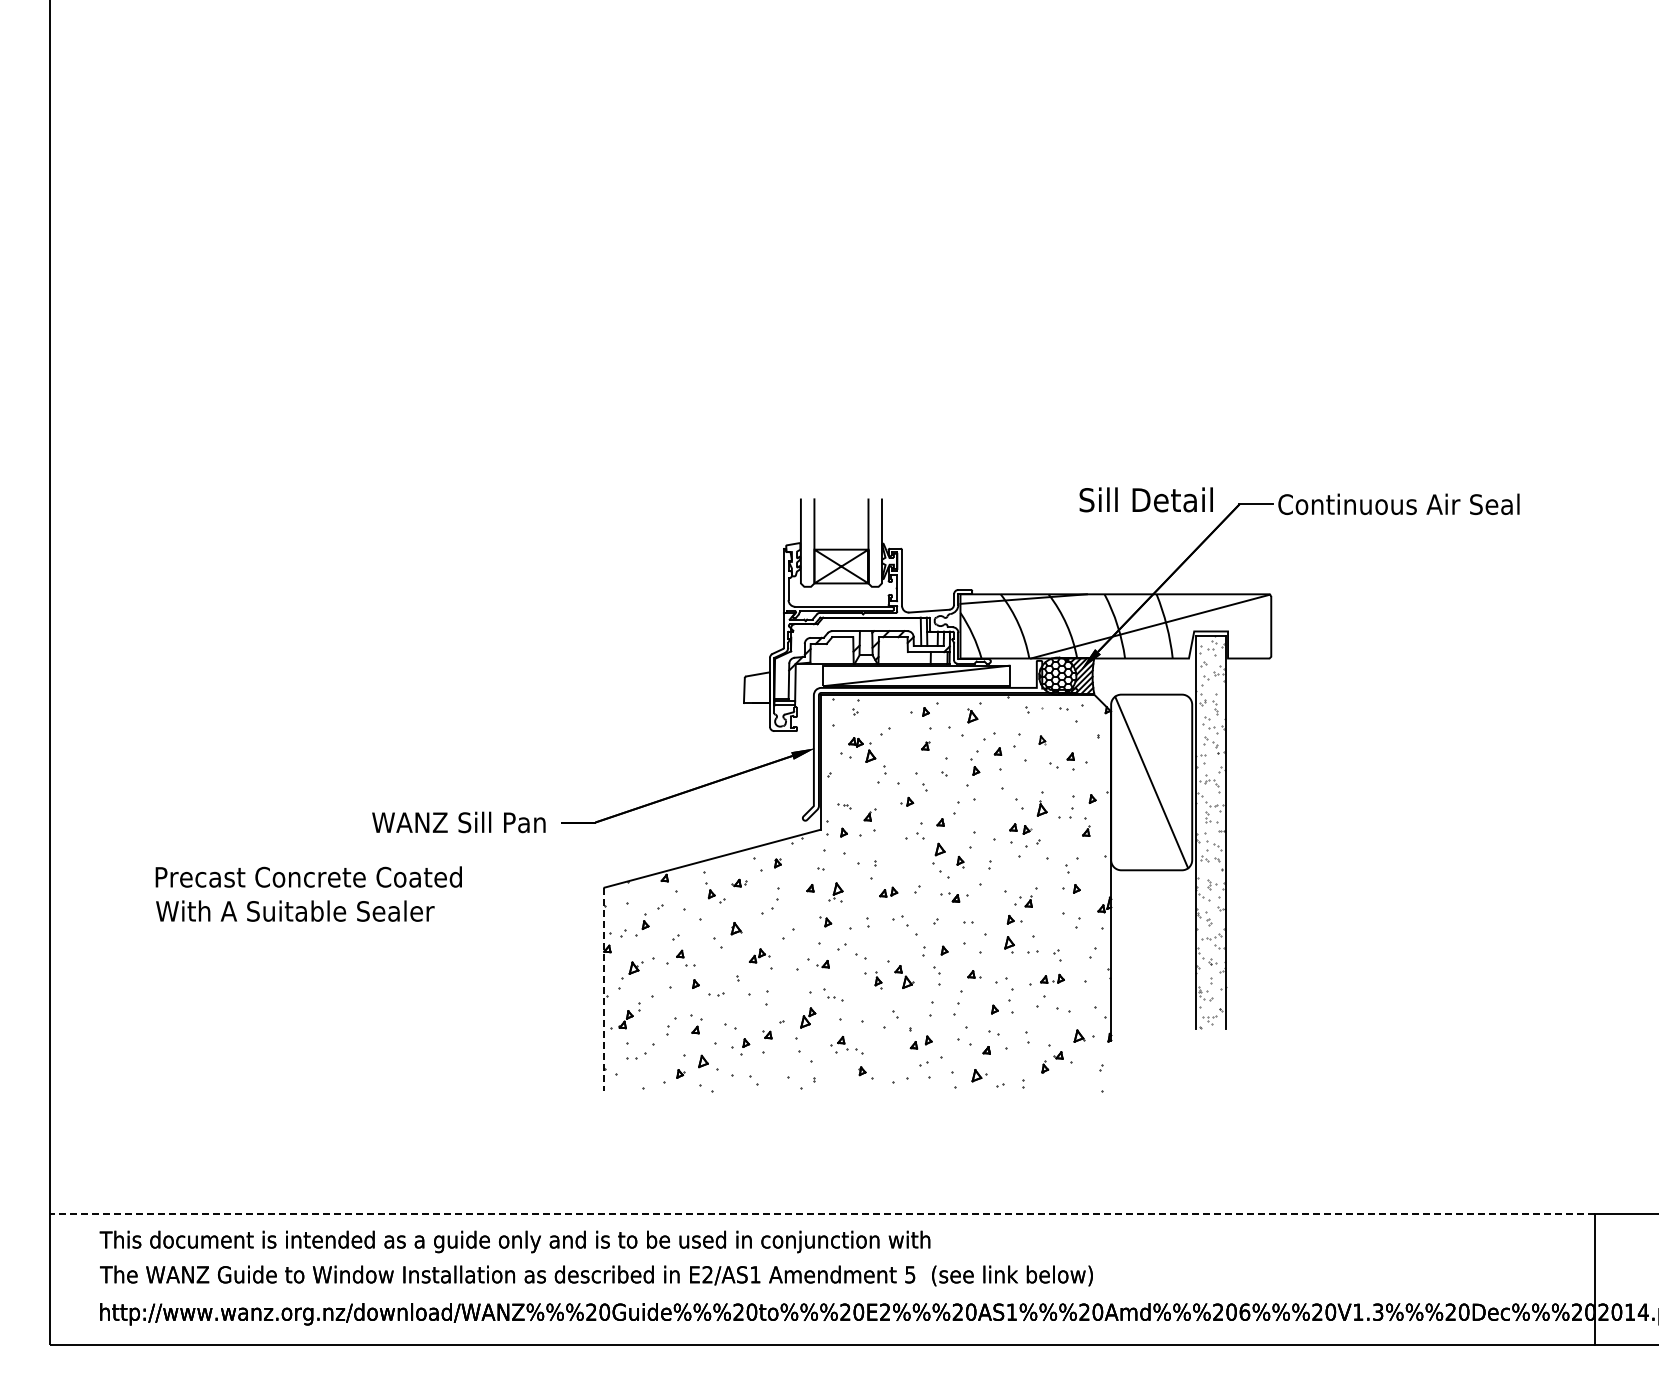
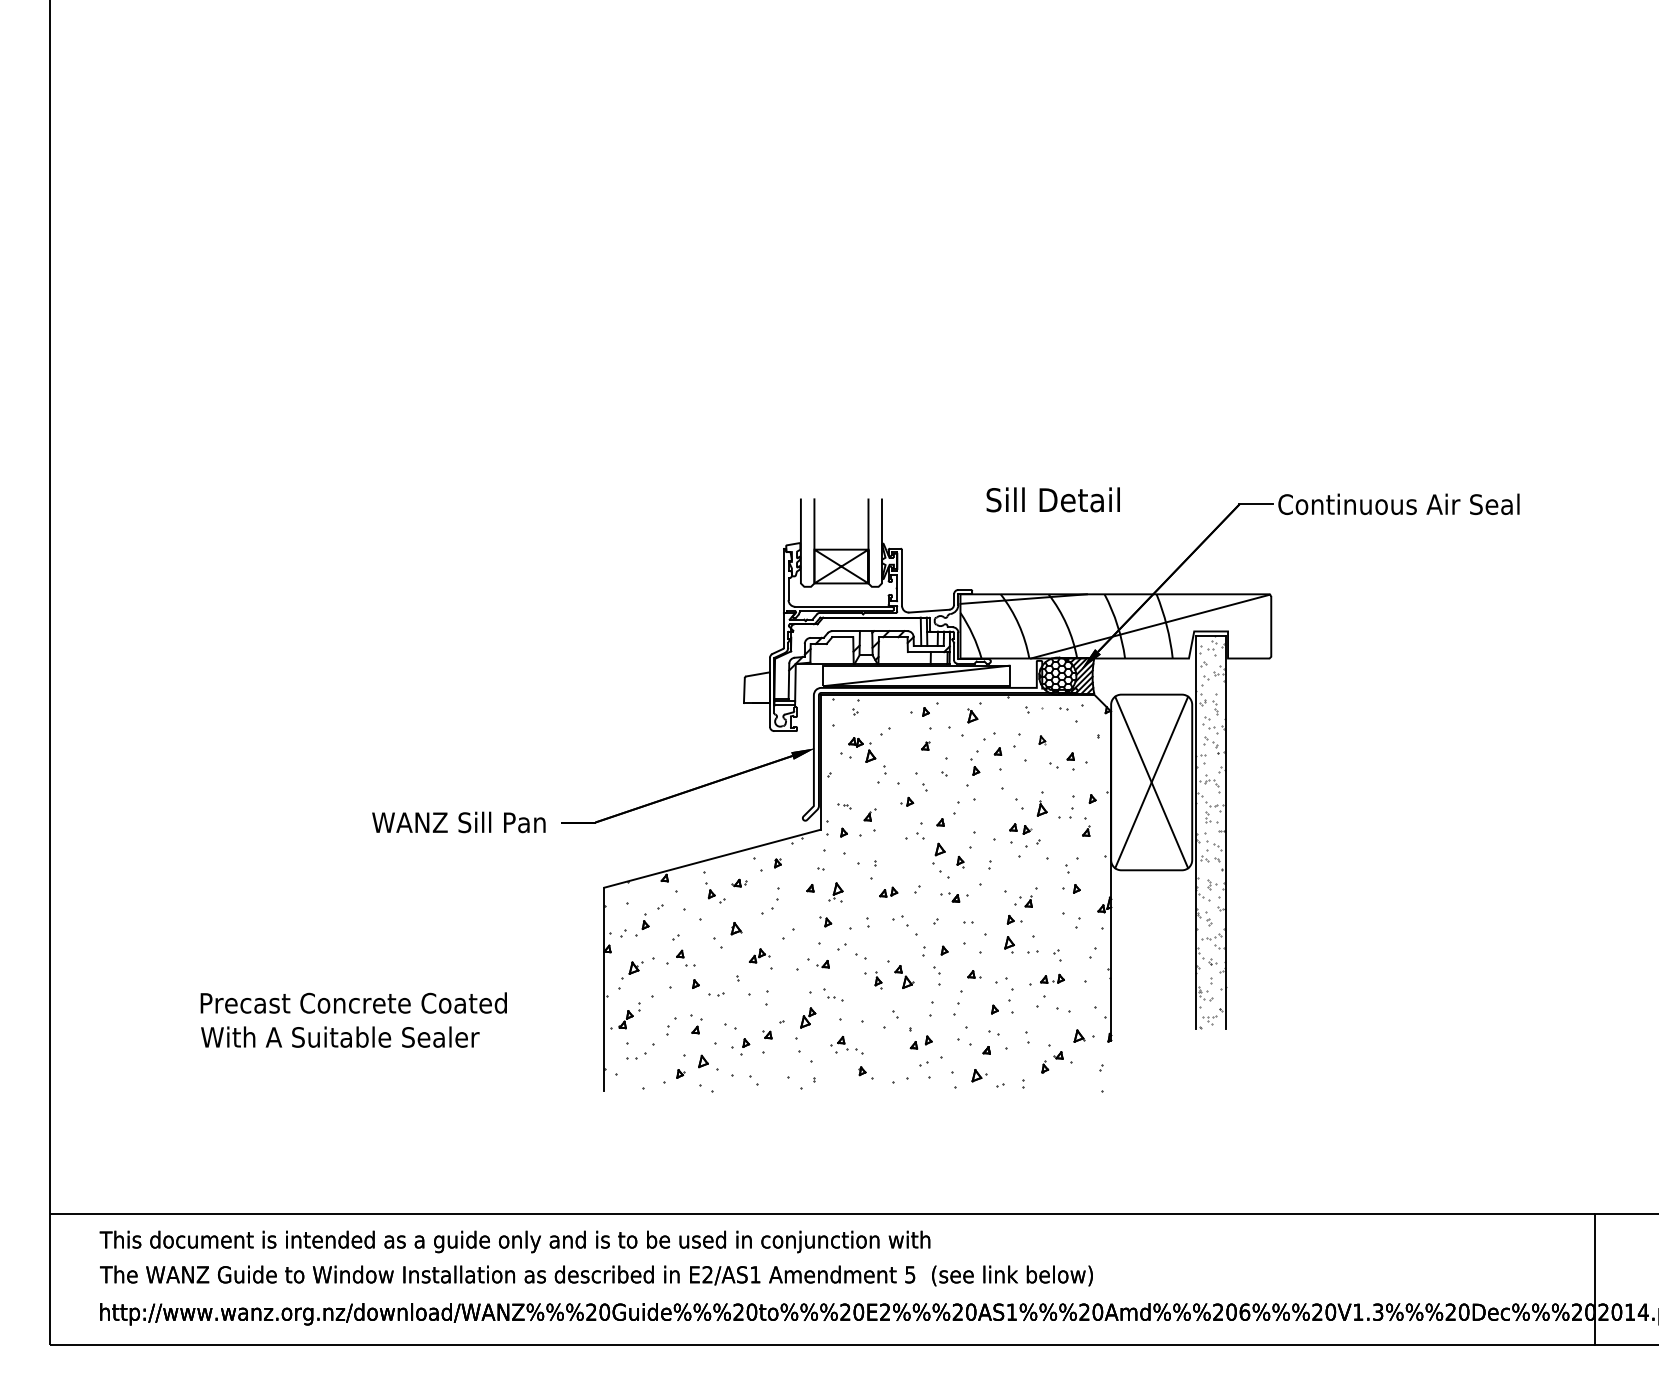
text position: (1145, 499) -> (1052, 499) (1052, 499)
line: none -> present (1151, 782)
text position: (308, 893) -> (353, 1019) (353, 1019)
line: dashed -> solid (604, 989)
line: dashed -> solid (822, 1214)
